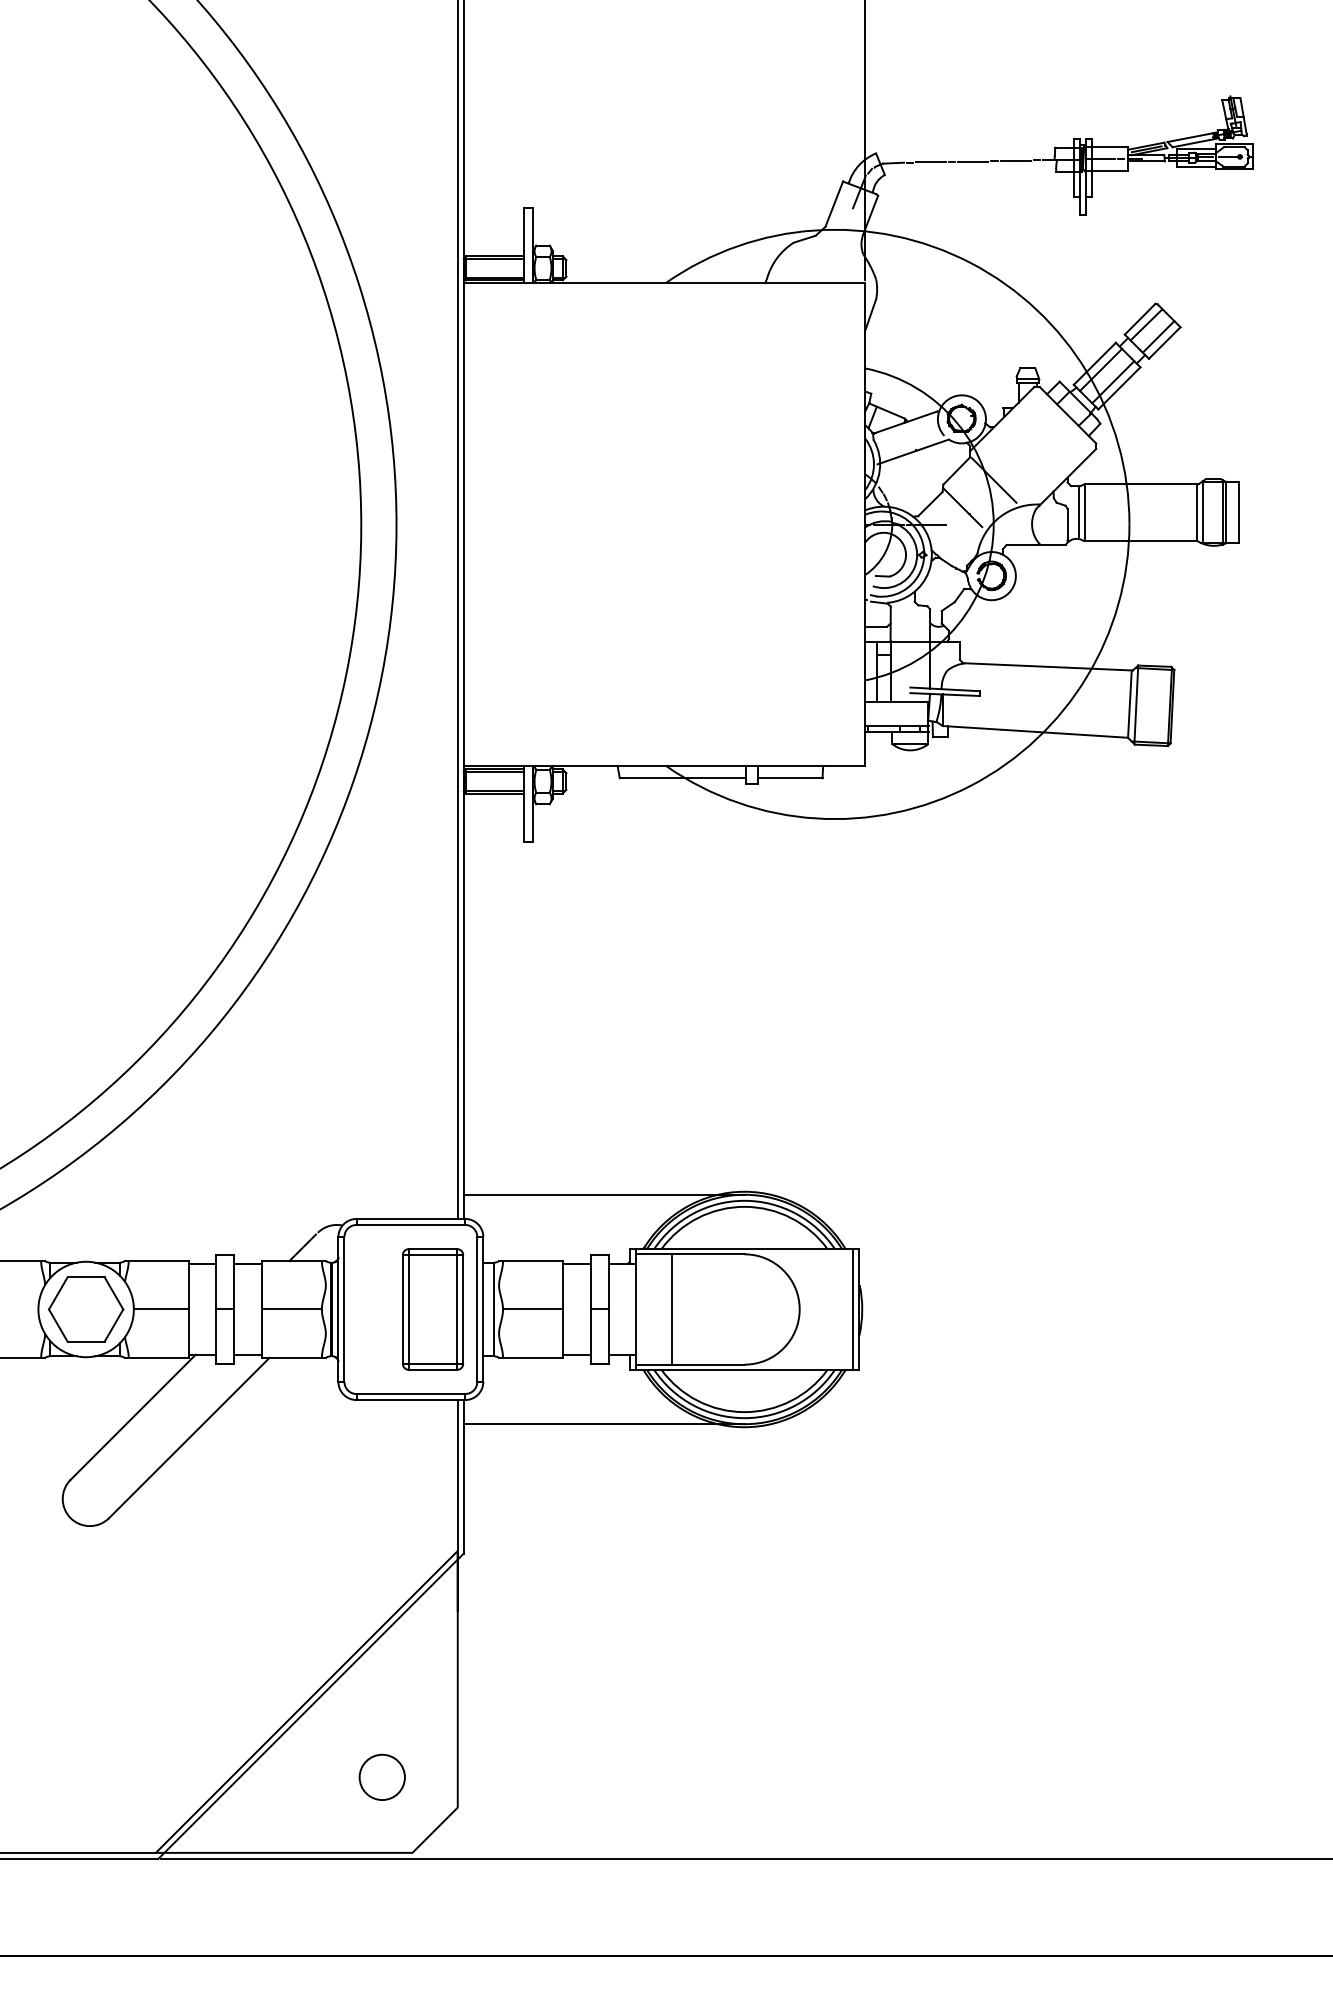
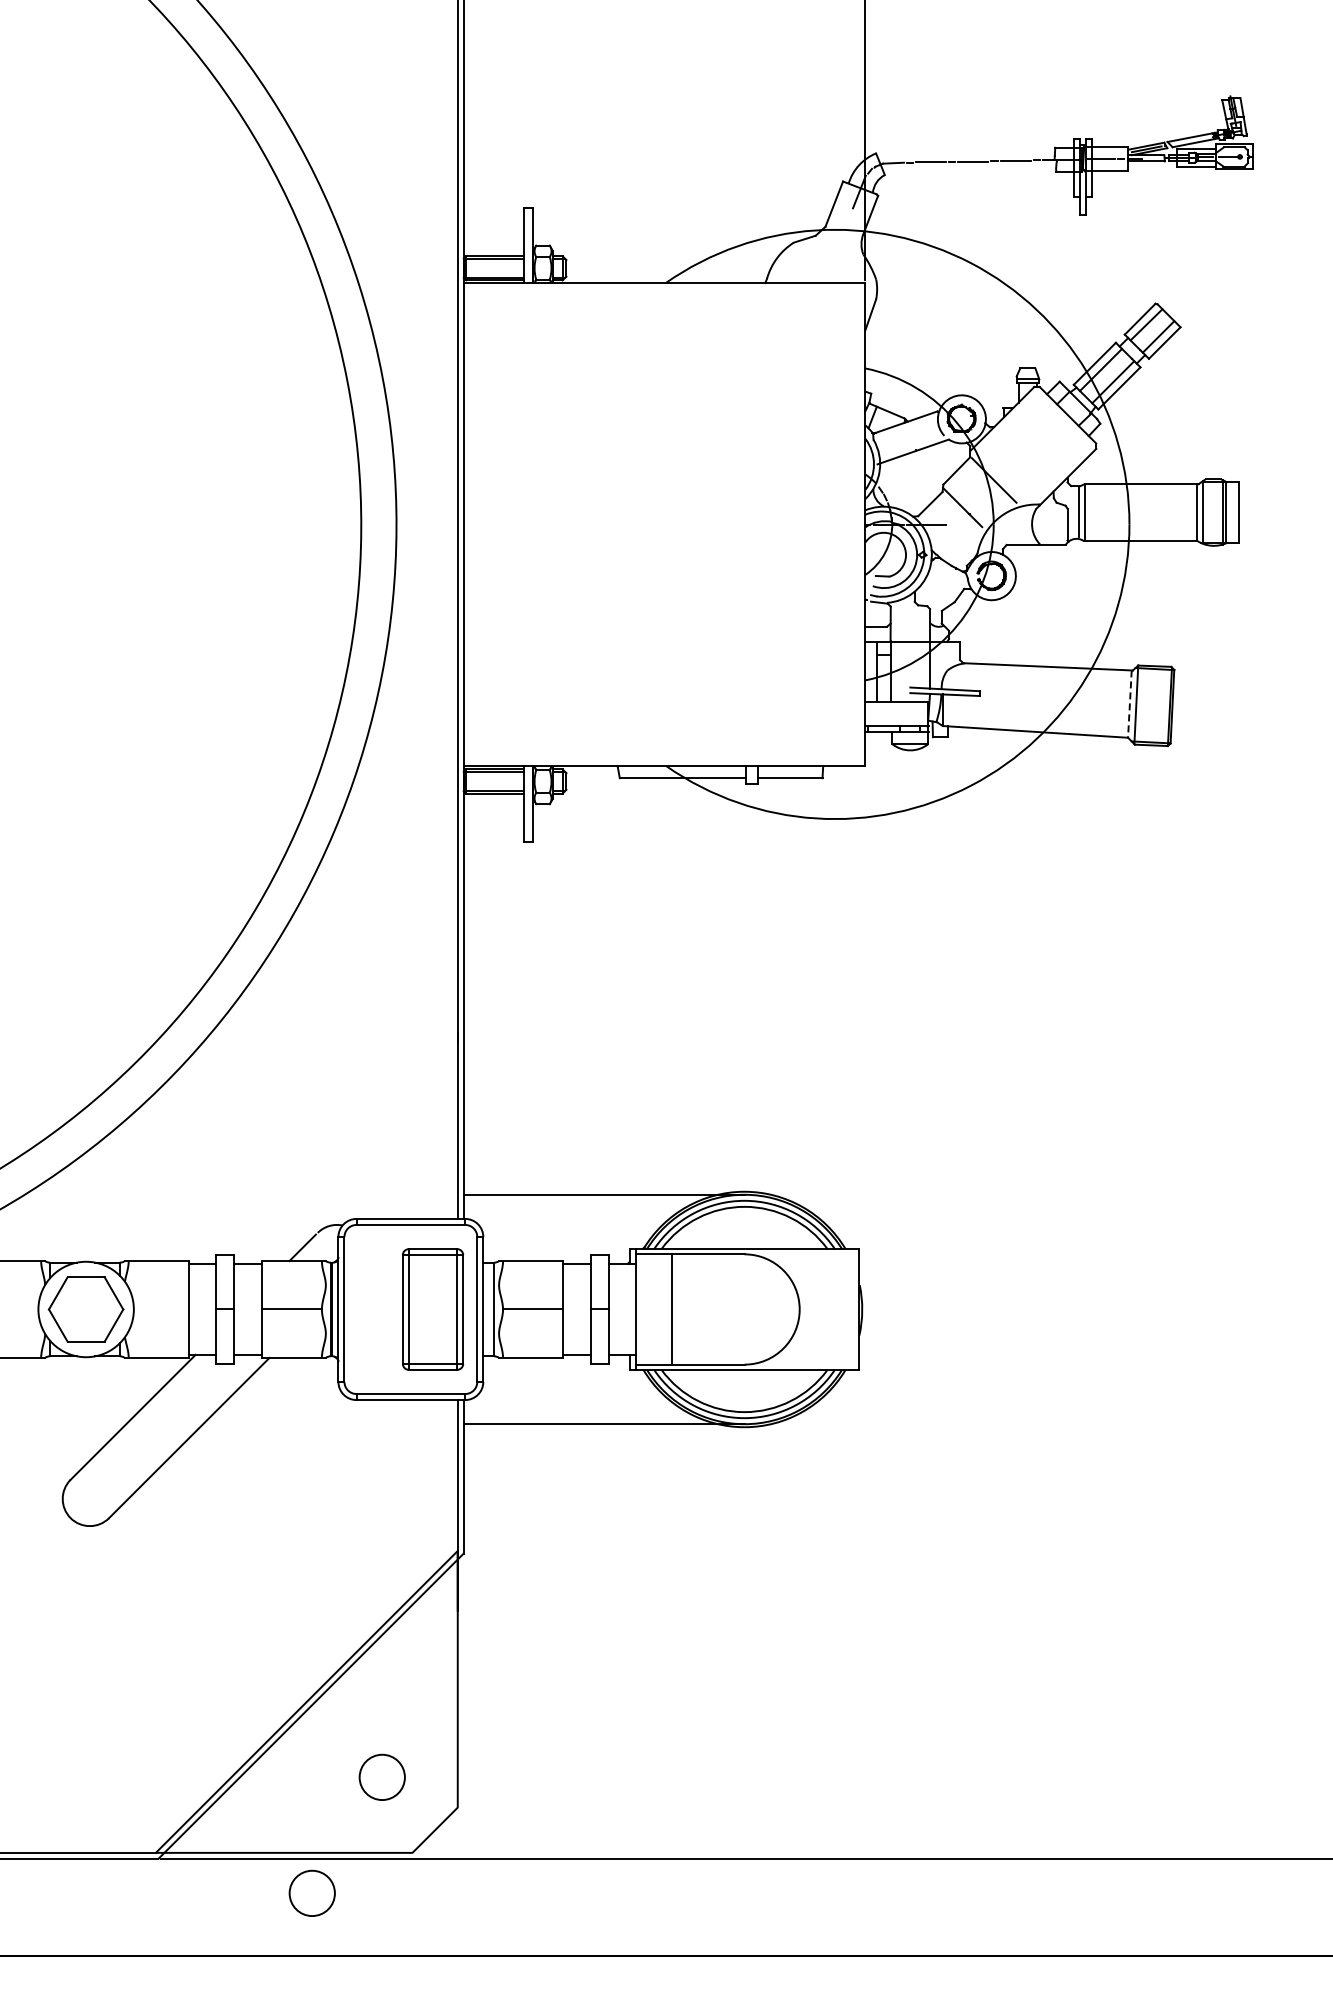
line: solid -> dashed (1129, 704)
line: present -> none (161, 1309)
line: present -> none (853, 1309)
circle: none -> present (311, 1892)
